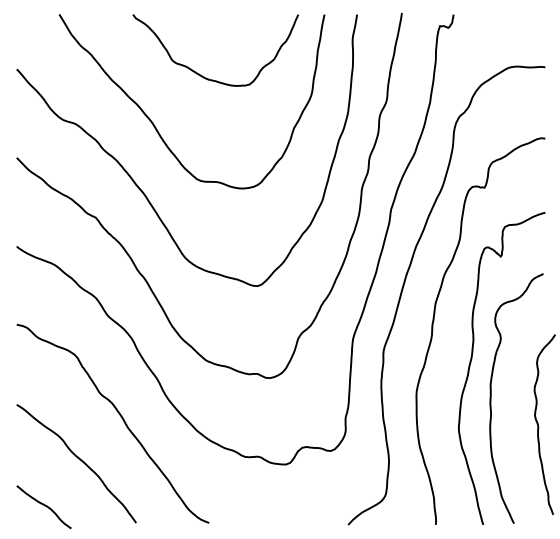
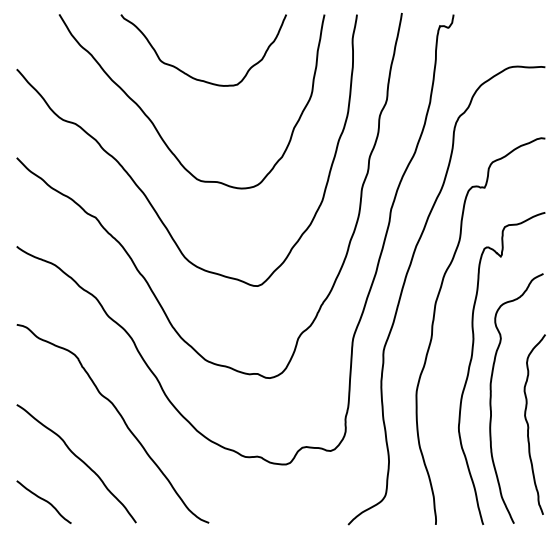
curve position: (199, 73) -> (187, 73) (187, 73)
curve position: (539, 426) -> (529, 426) (529, 426)
curve position: (43, 505) -> (43, 500) (43, 500)
